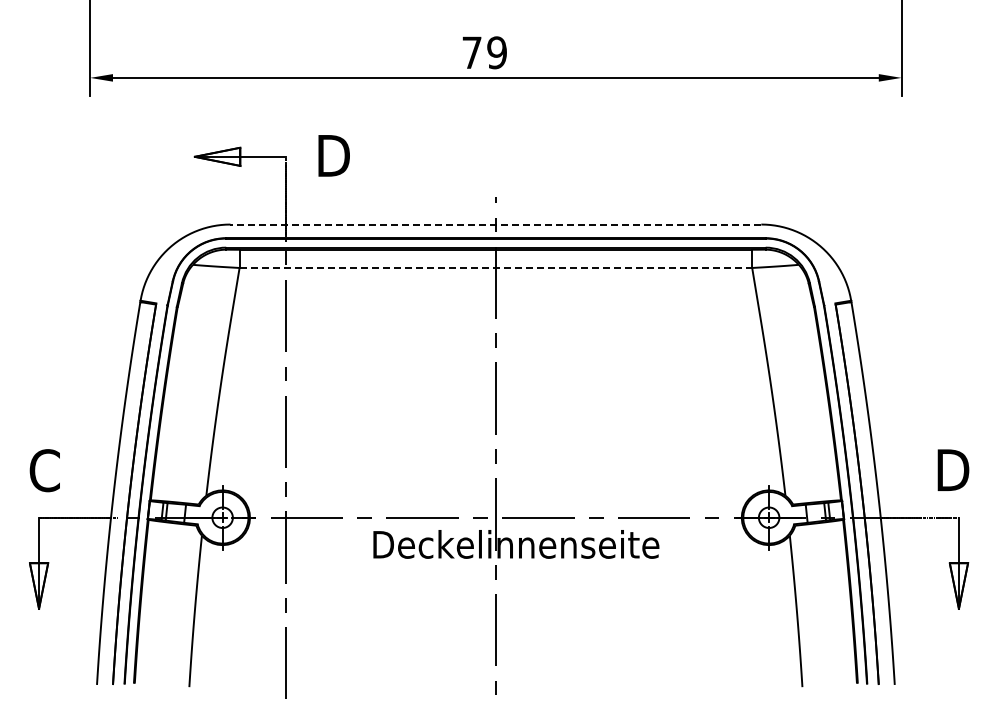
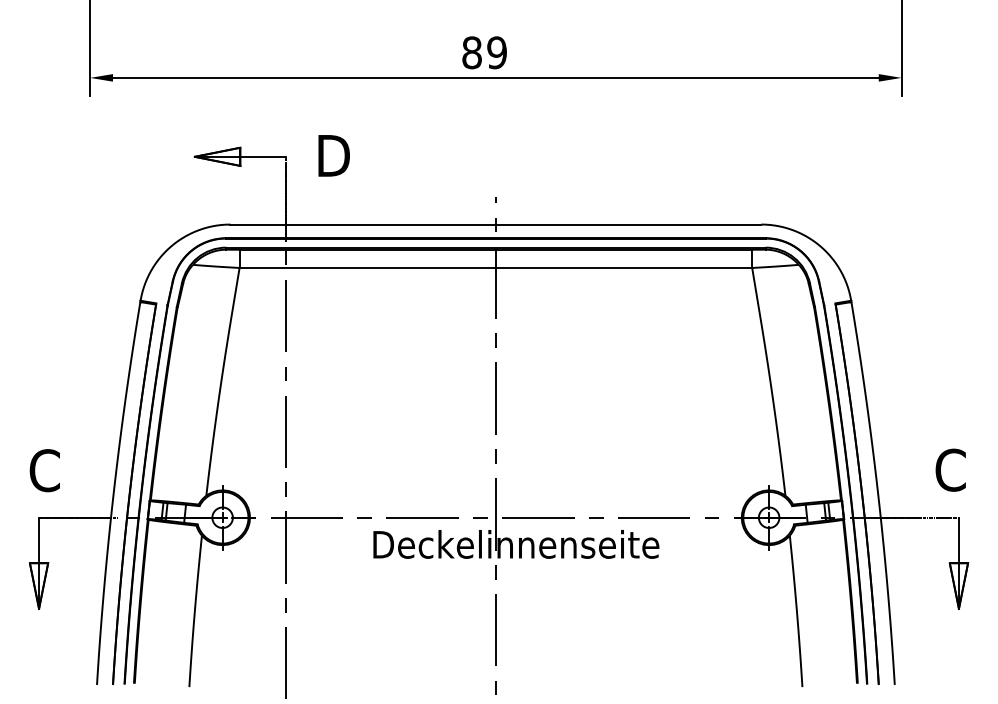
text: 79 -> 89 (471, 52)
line: dashed -> solid (495, 224)
line: dashed -> solid (496, 267)
text: D -> C (952, 469)
